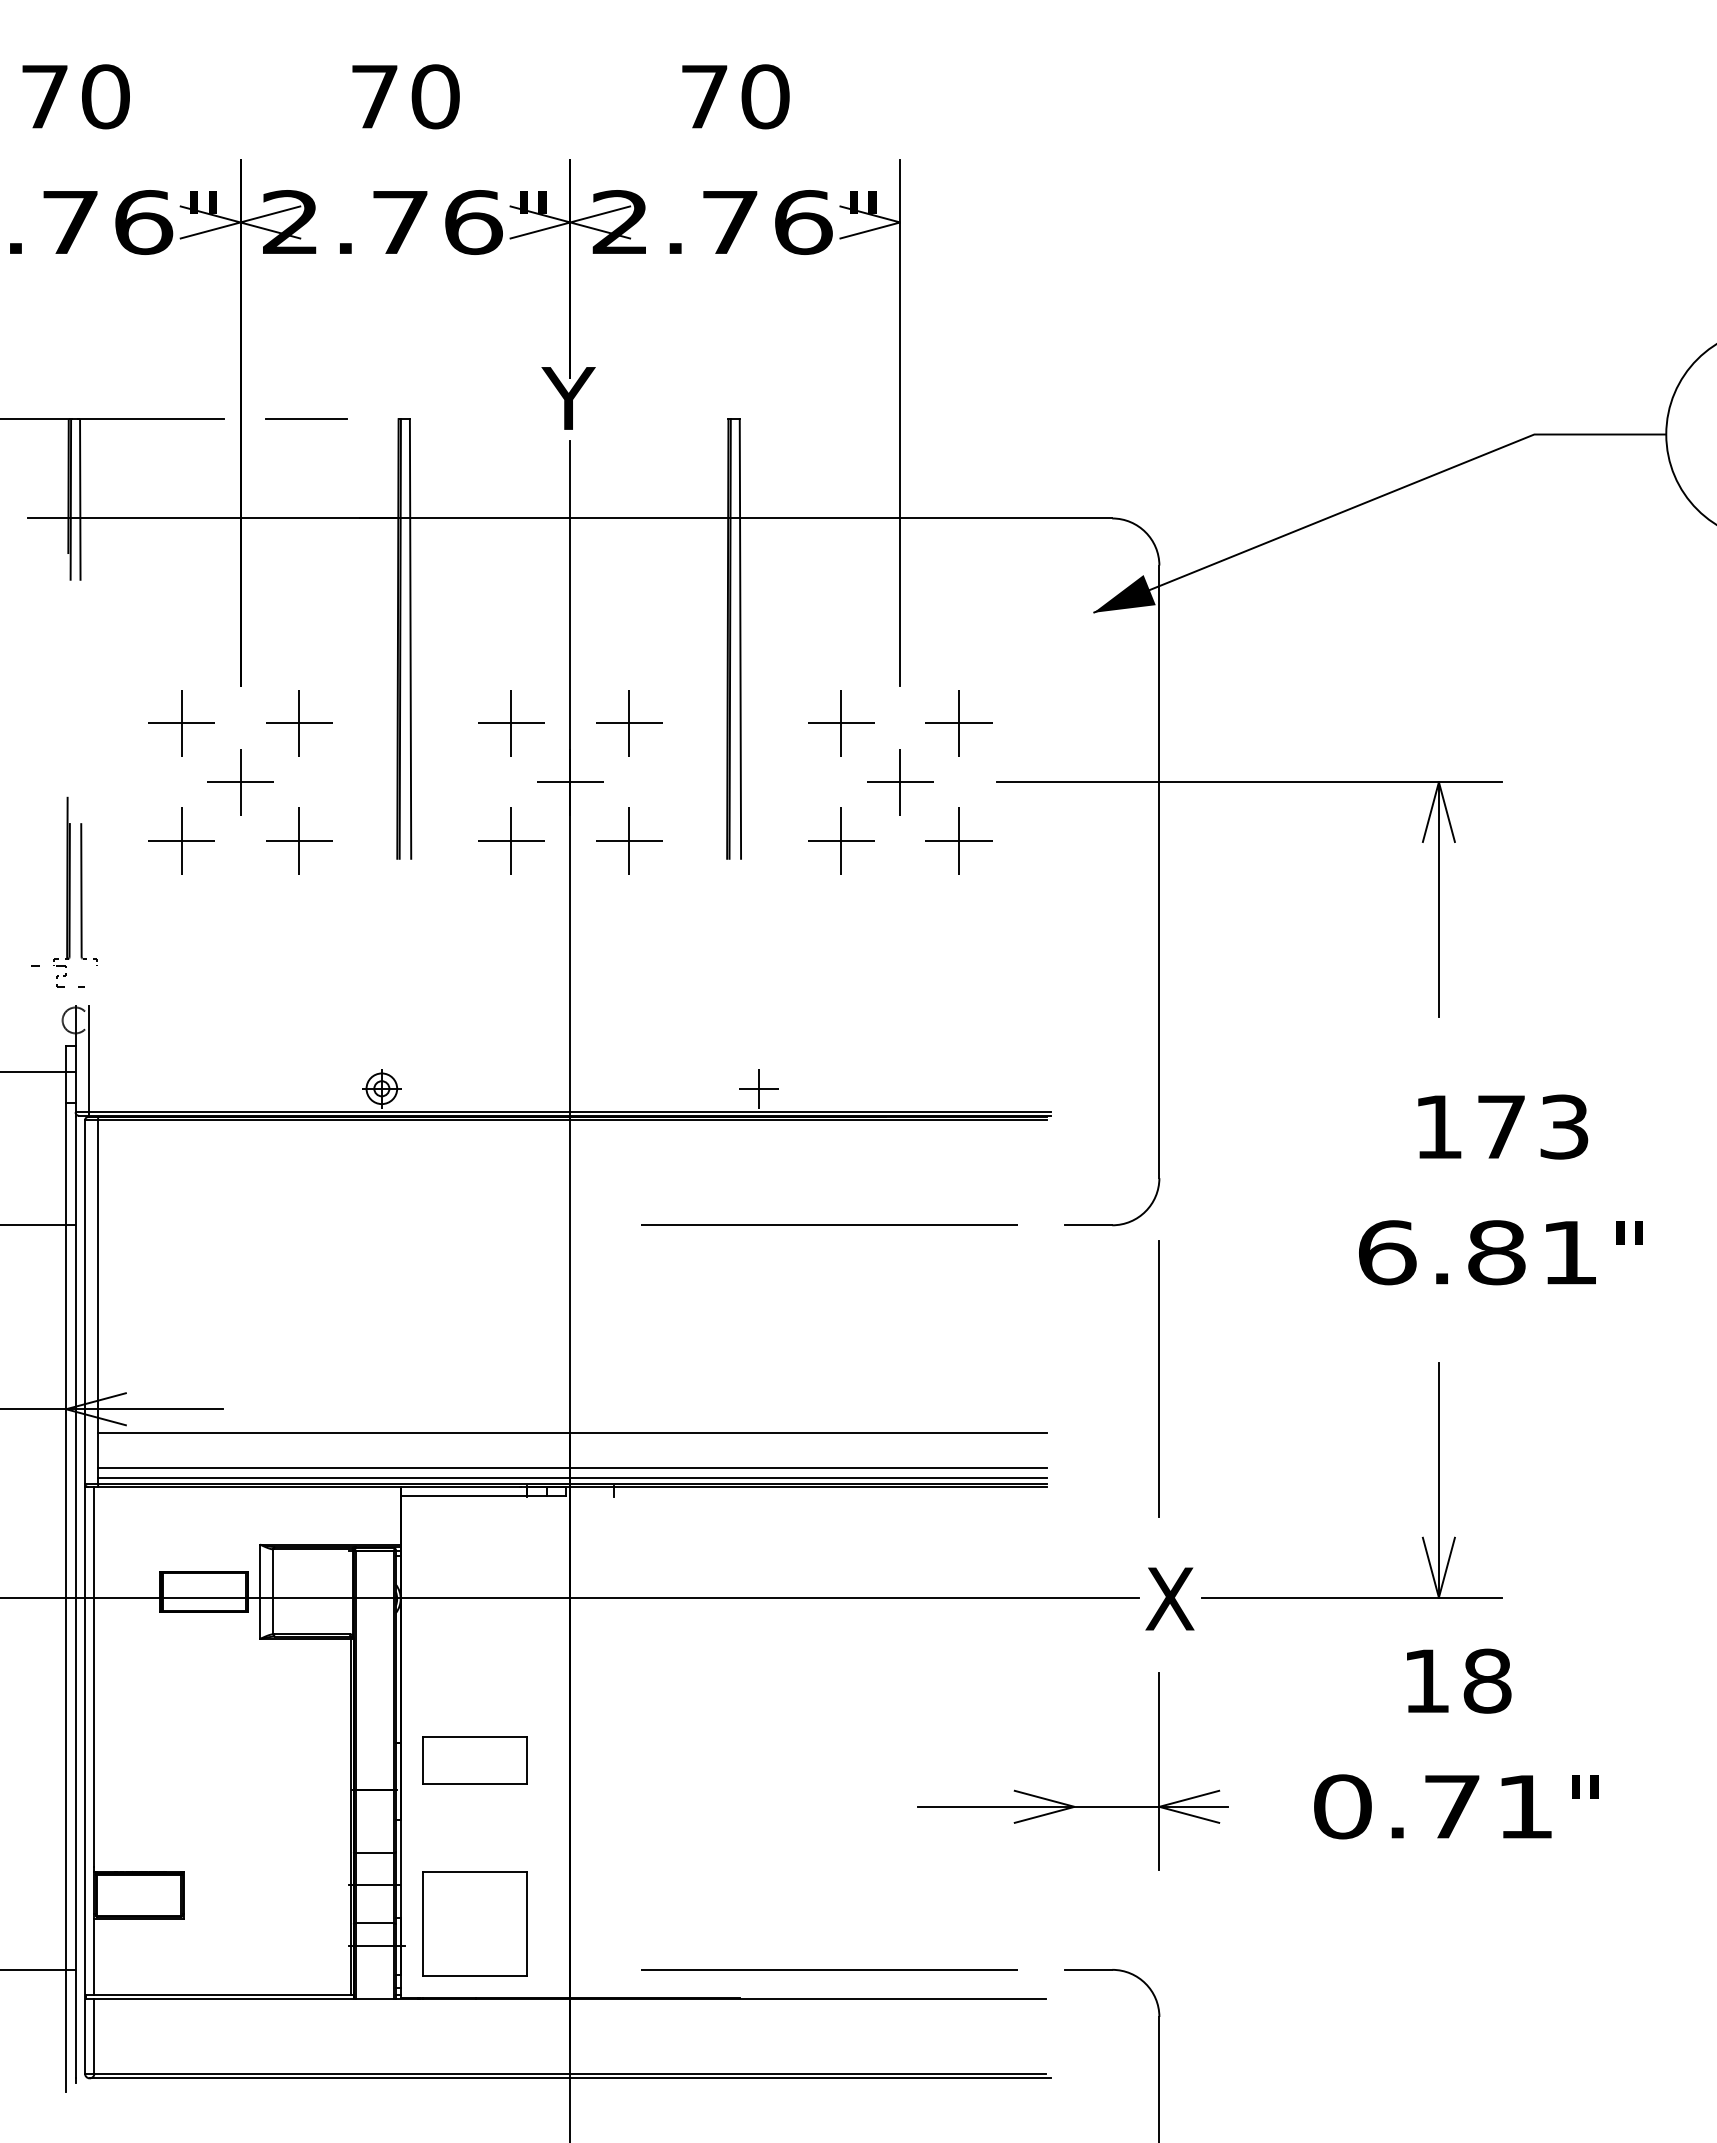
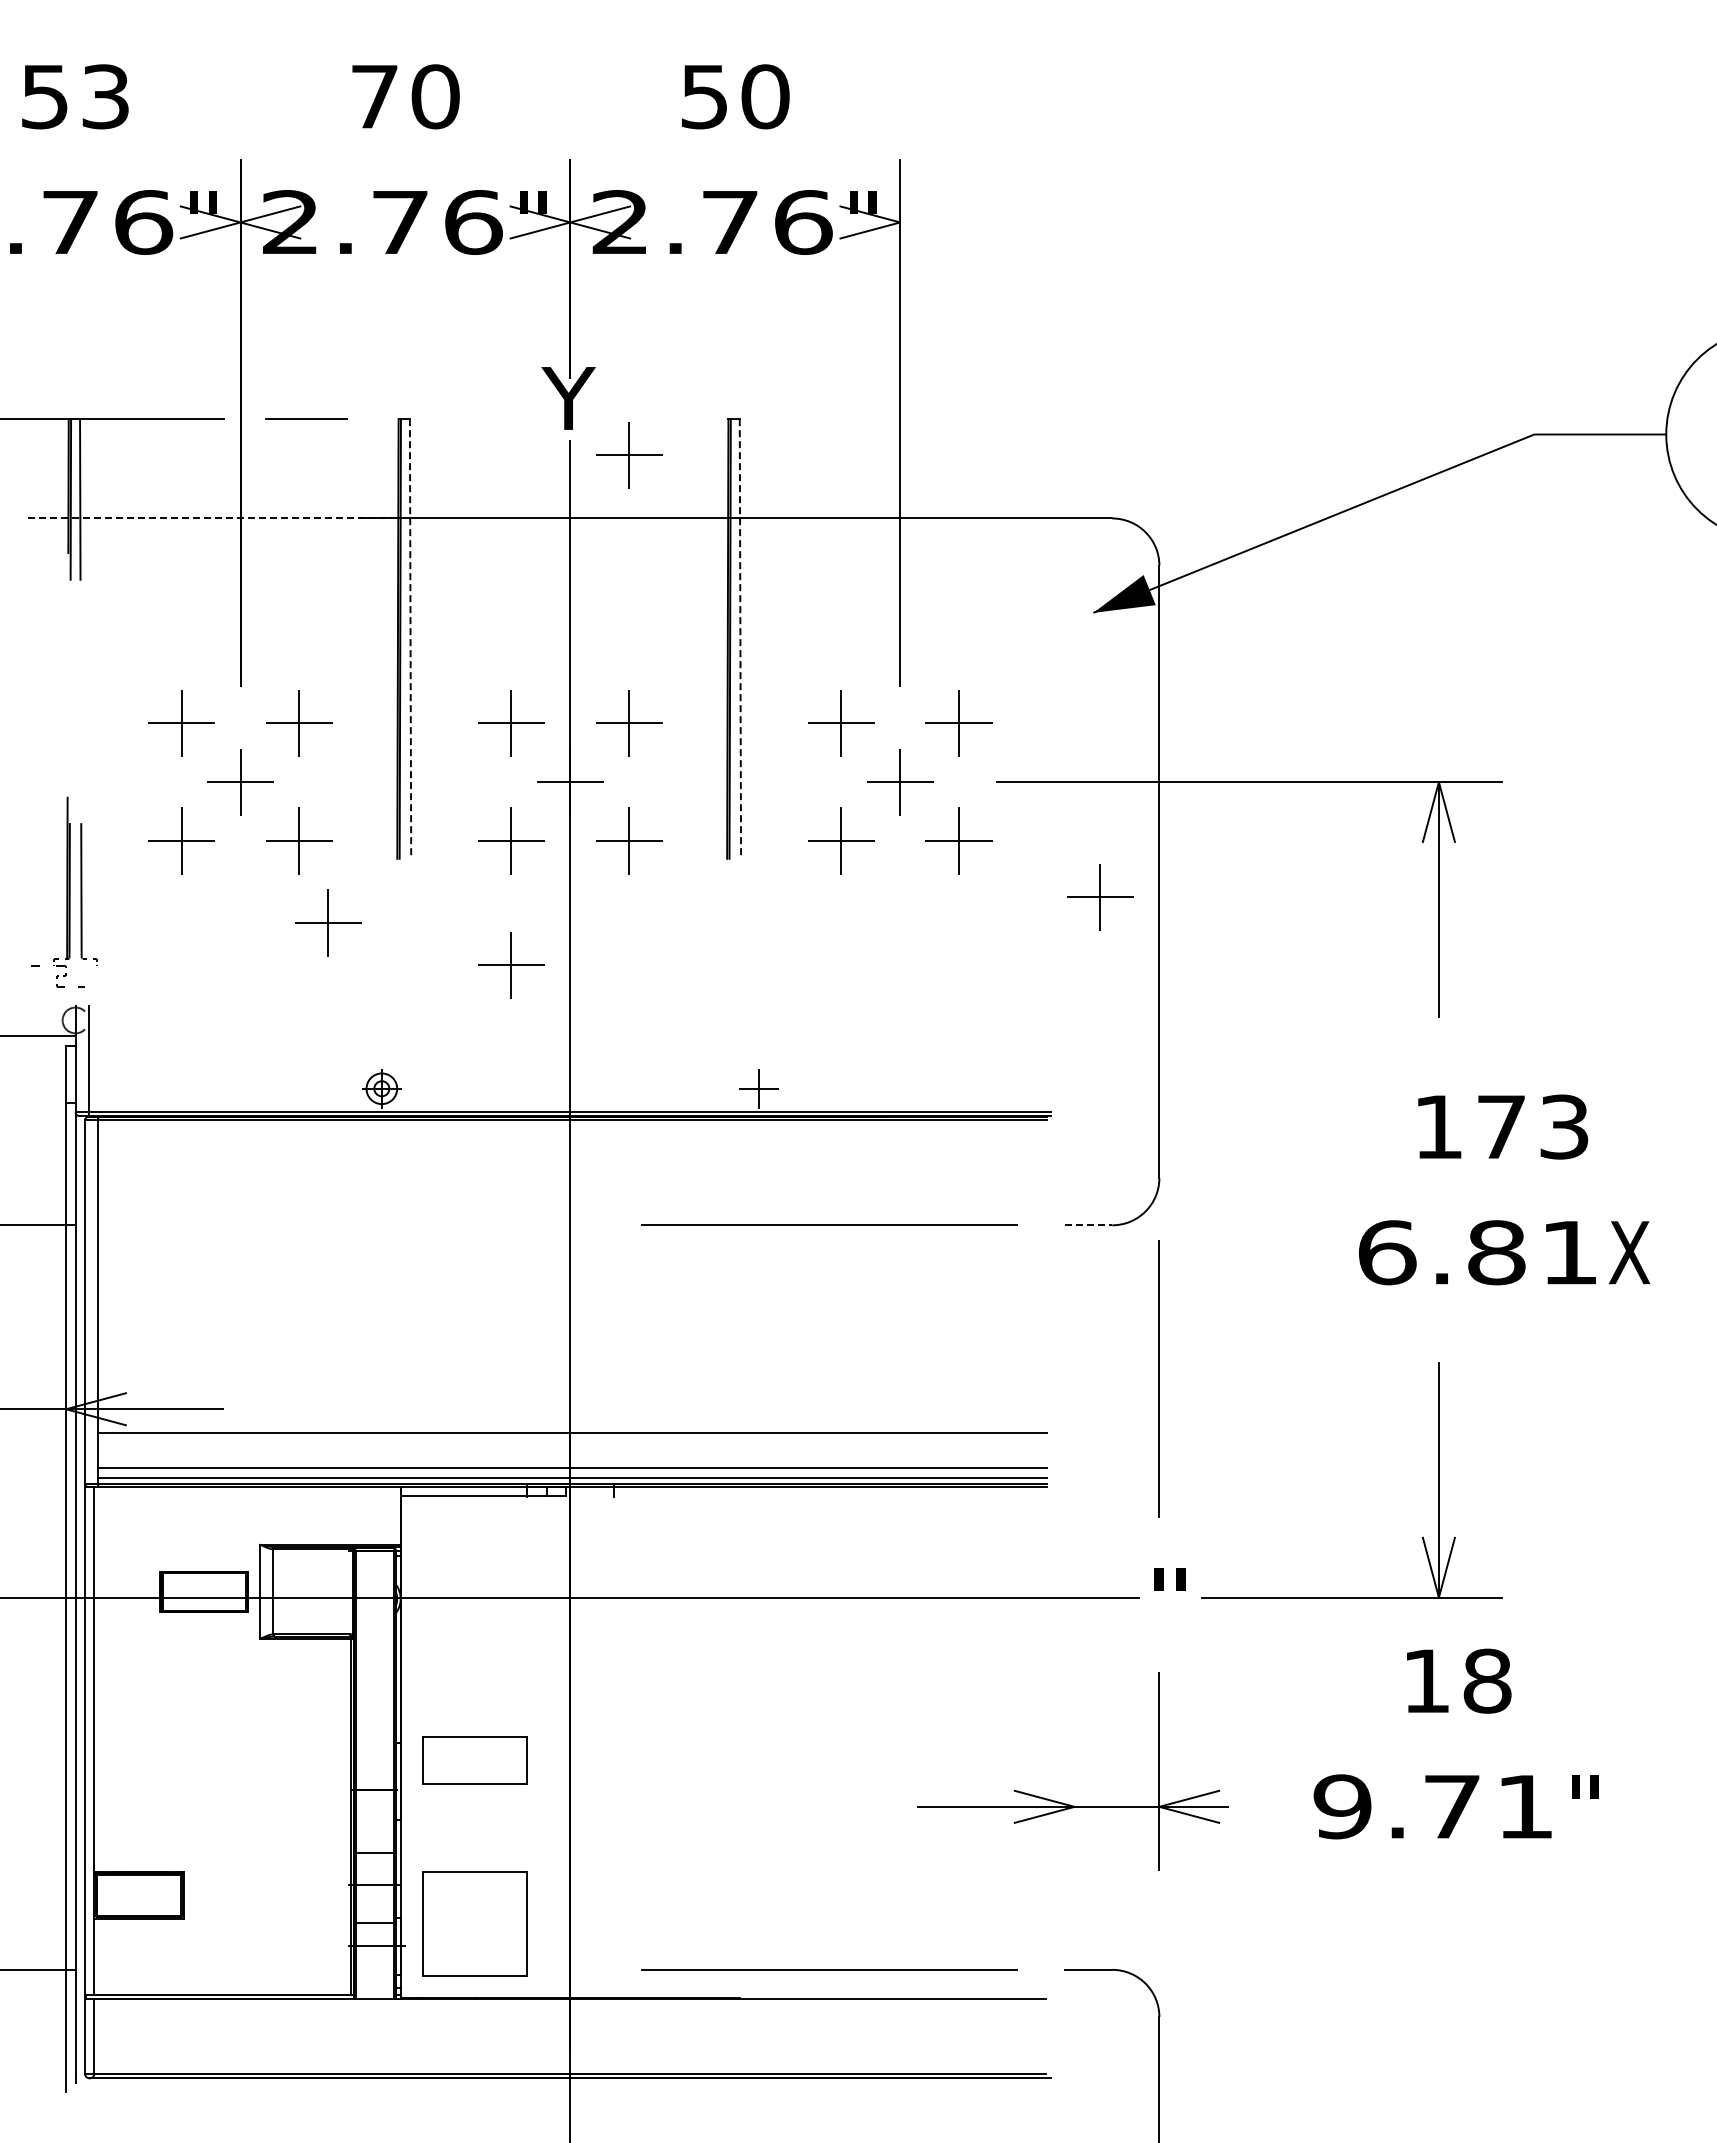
text: 70 -> 53 (75, 96)
text: 70 -> 50 (704, 97)
part: none -> present (629, 455)
line: solid -> dashed (213, 518)
line: solid -> dashed (410, 638)
line: solid -> dashed (740, 638)
part: none -> present (1100, 897)
part: none -> present (328, 922)
part: none -> present (511, 965)
line position: (38, 1072) -> (38, 1036) (38, 1036)
line: solid -> dashed (1088, 1225)
text: " -> X (1629, 1252)
text: X -> " (1169, 1598)
text: 0.71 -> 9.71 (1342, 1806)
